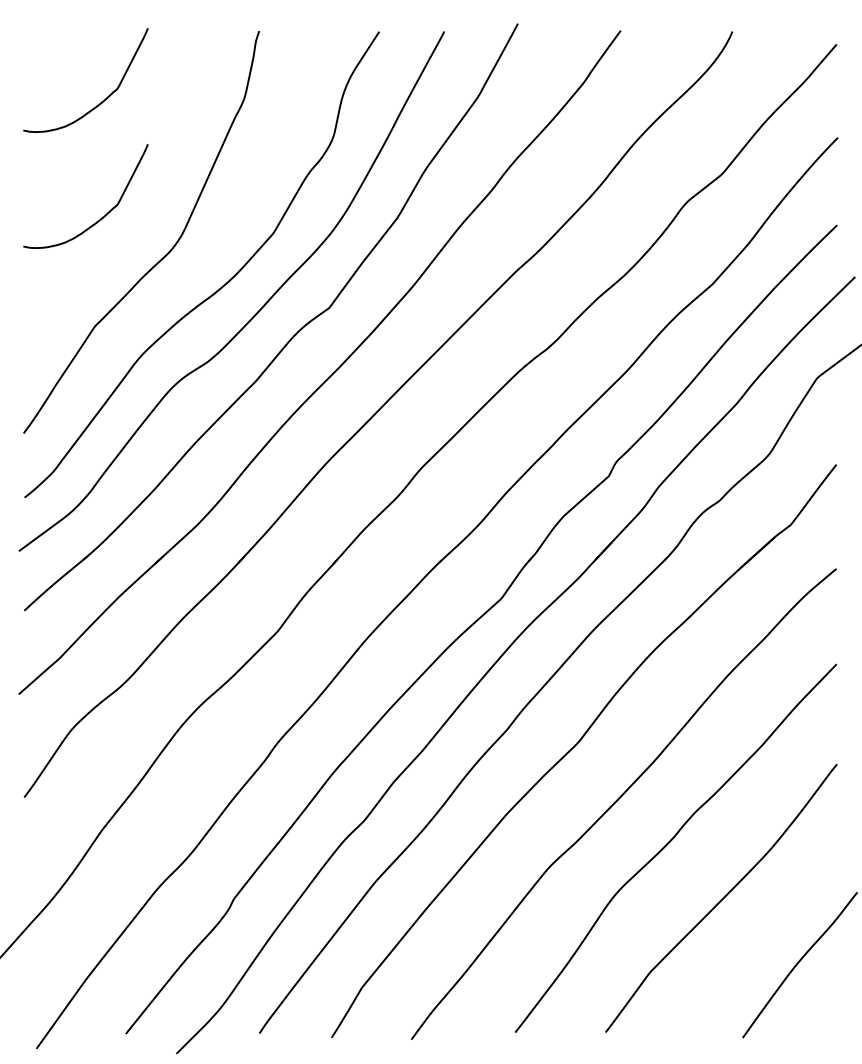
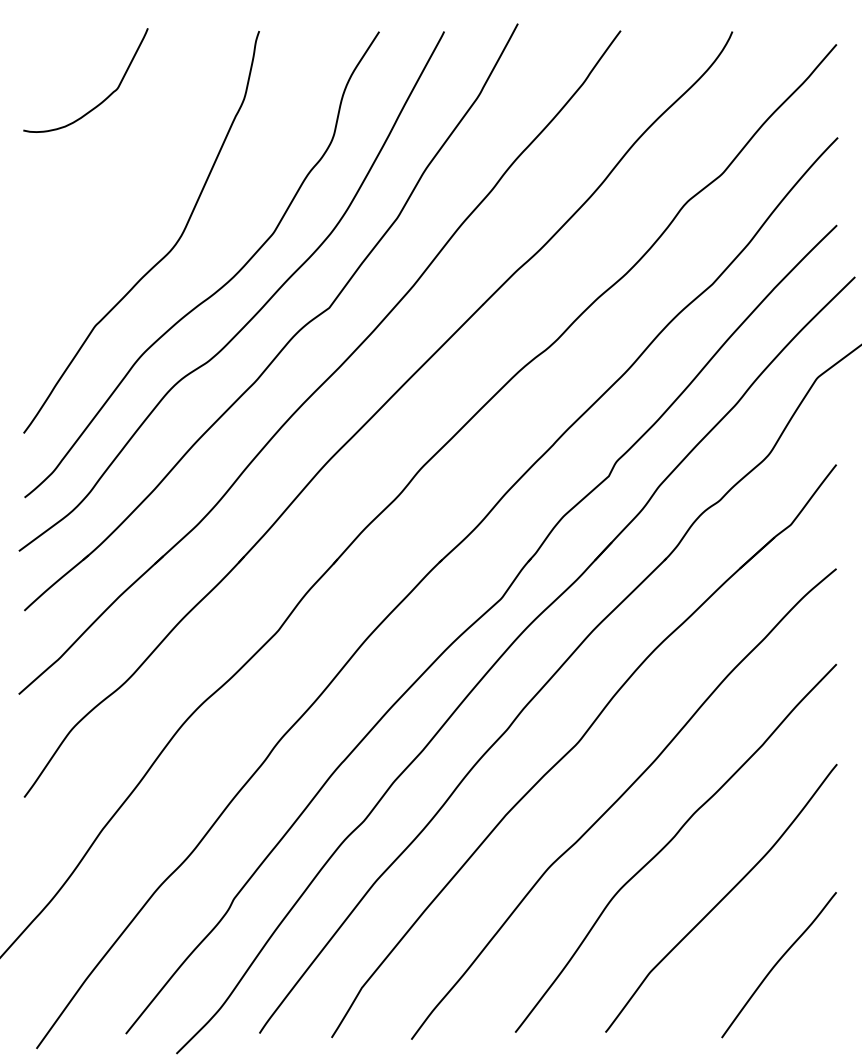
curve: present -> none (102, 216)
curve position: (798, 964) -> (777, 964) (777, 964)
